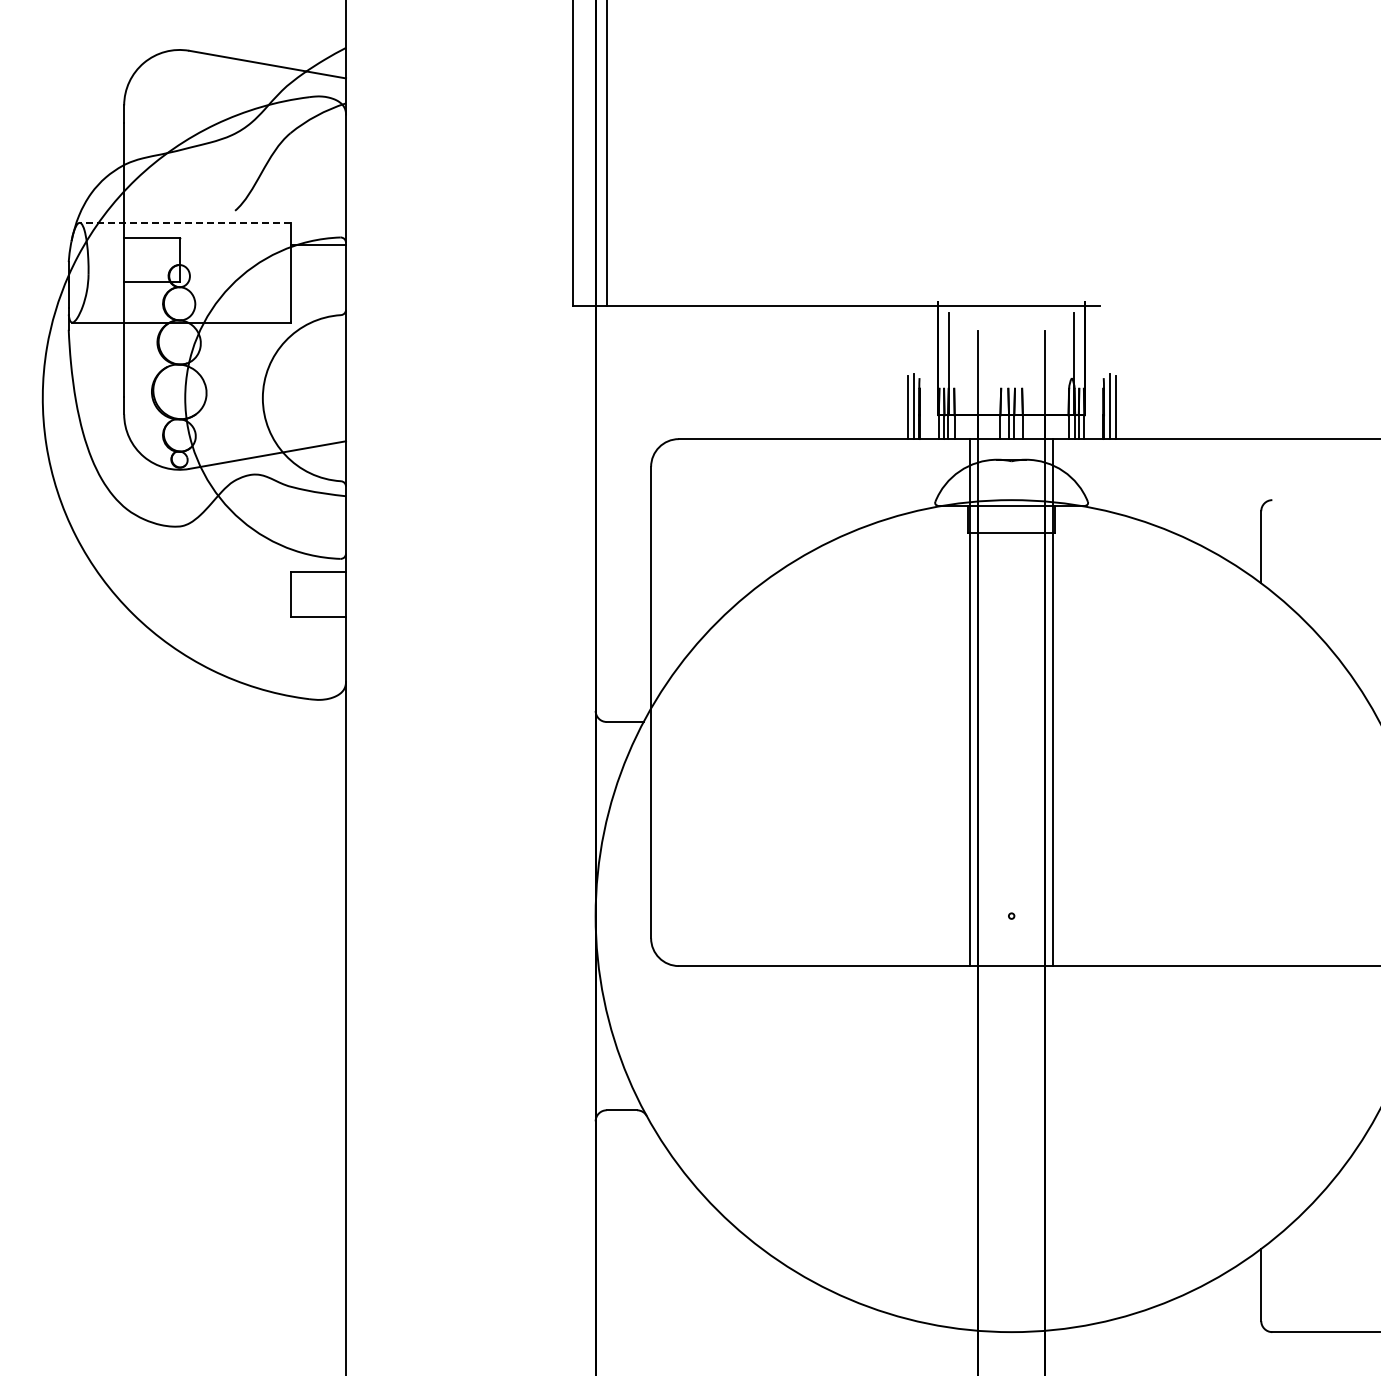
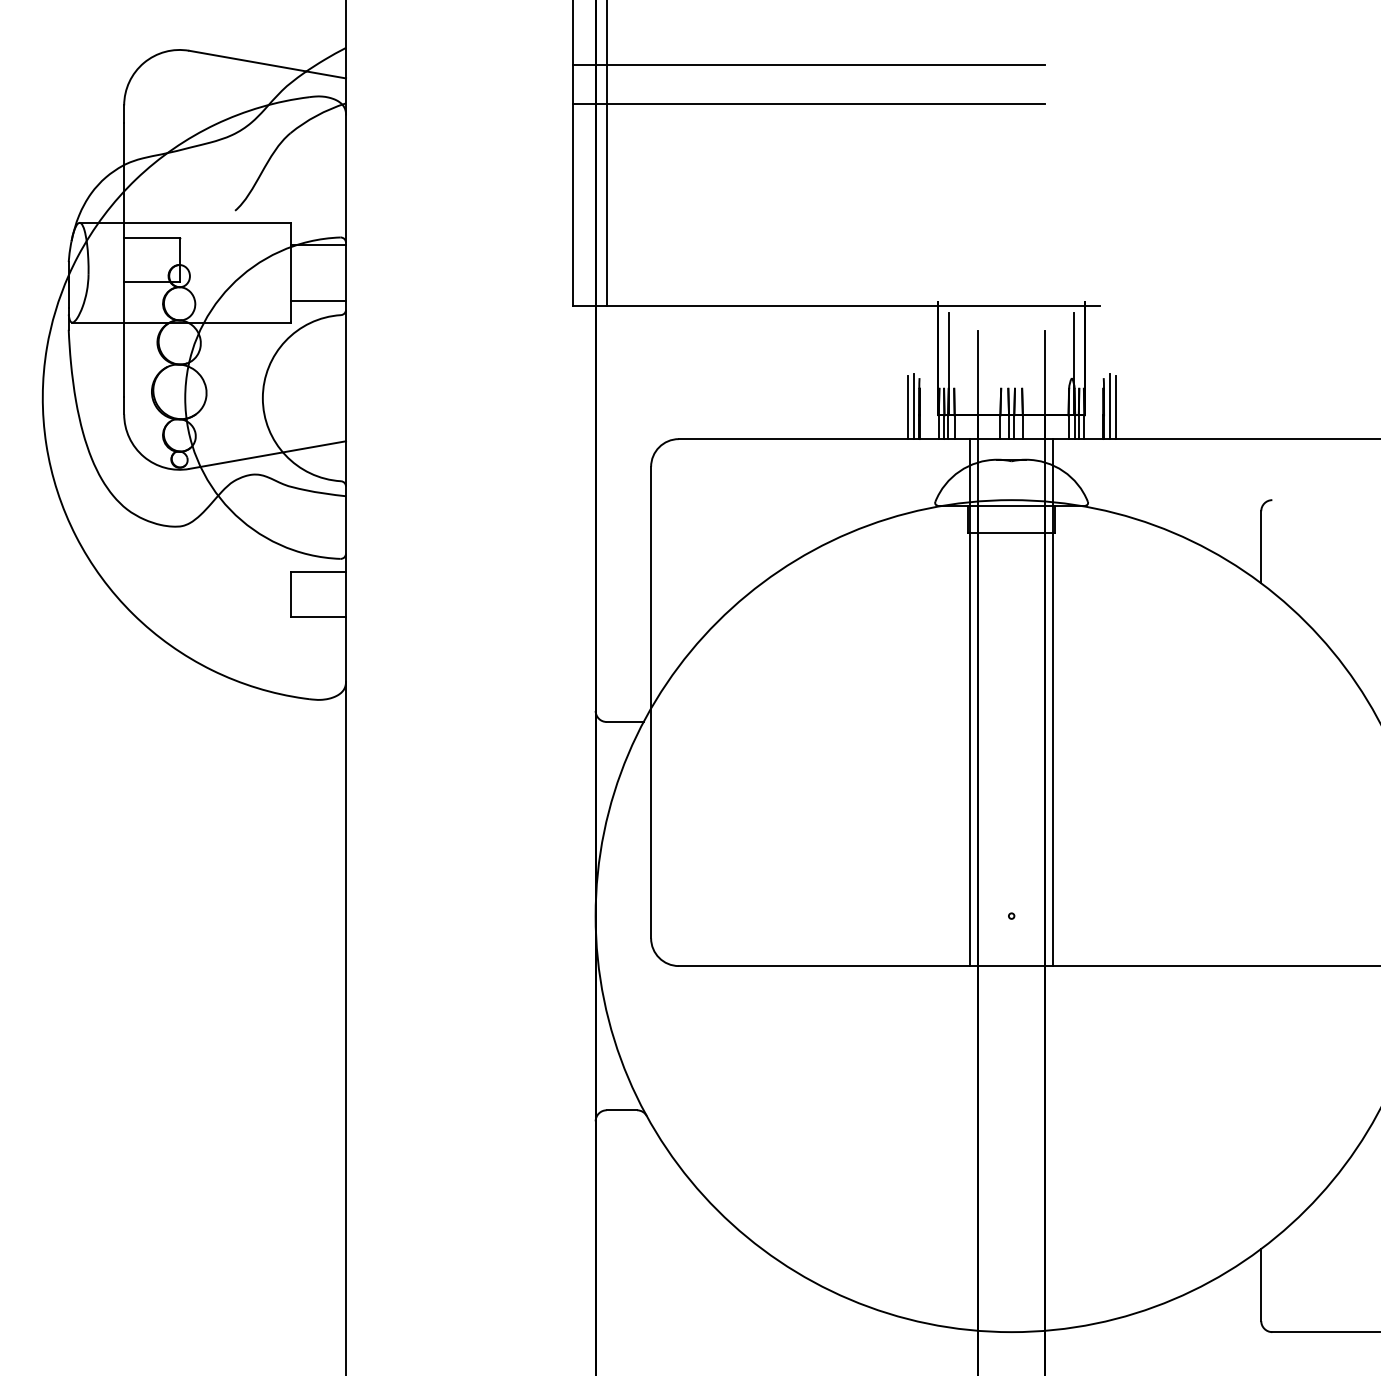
line: none -> present (808, 64)
line: none -> present (808, 103)
line: dashed -> solid (184, 222)
line: none -> present (318, 300)
